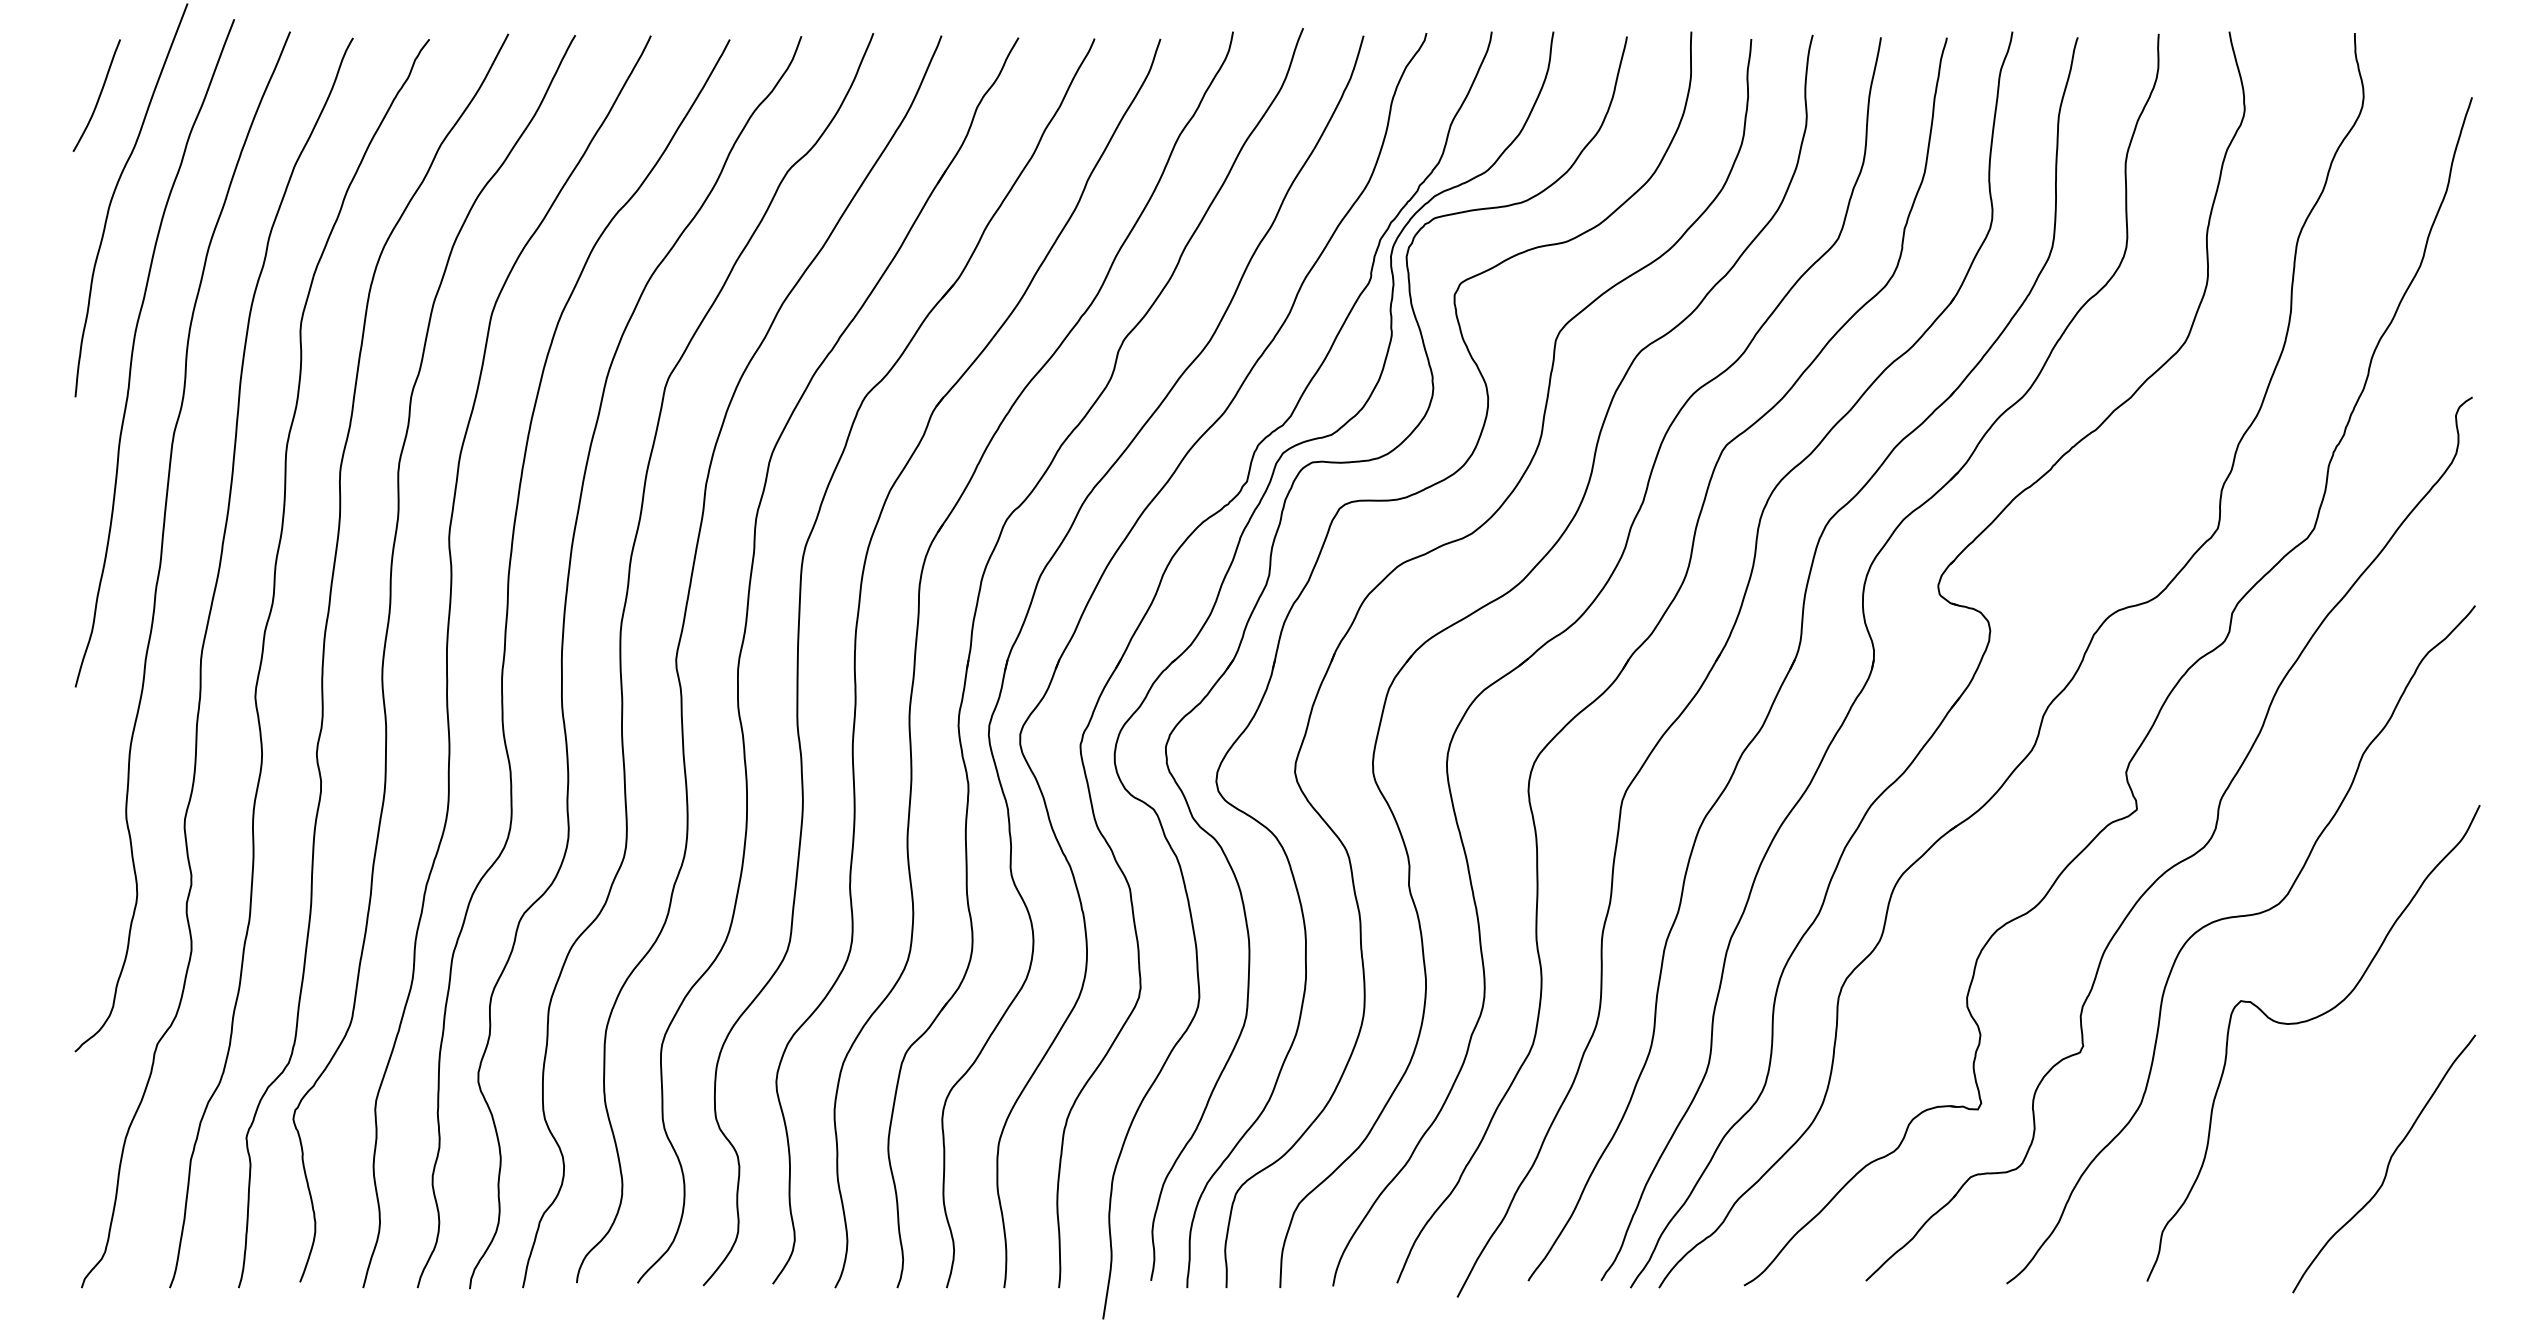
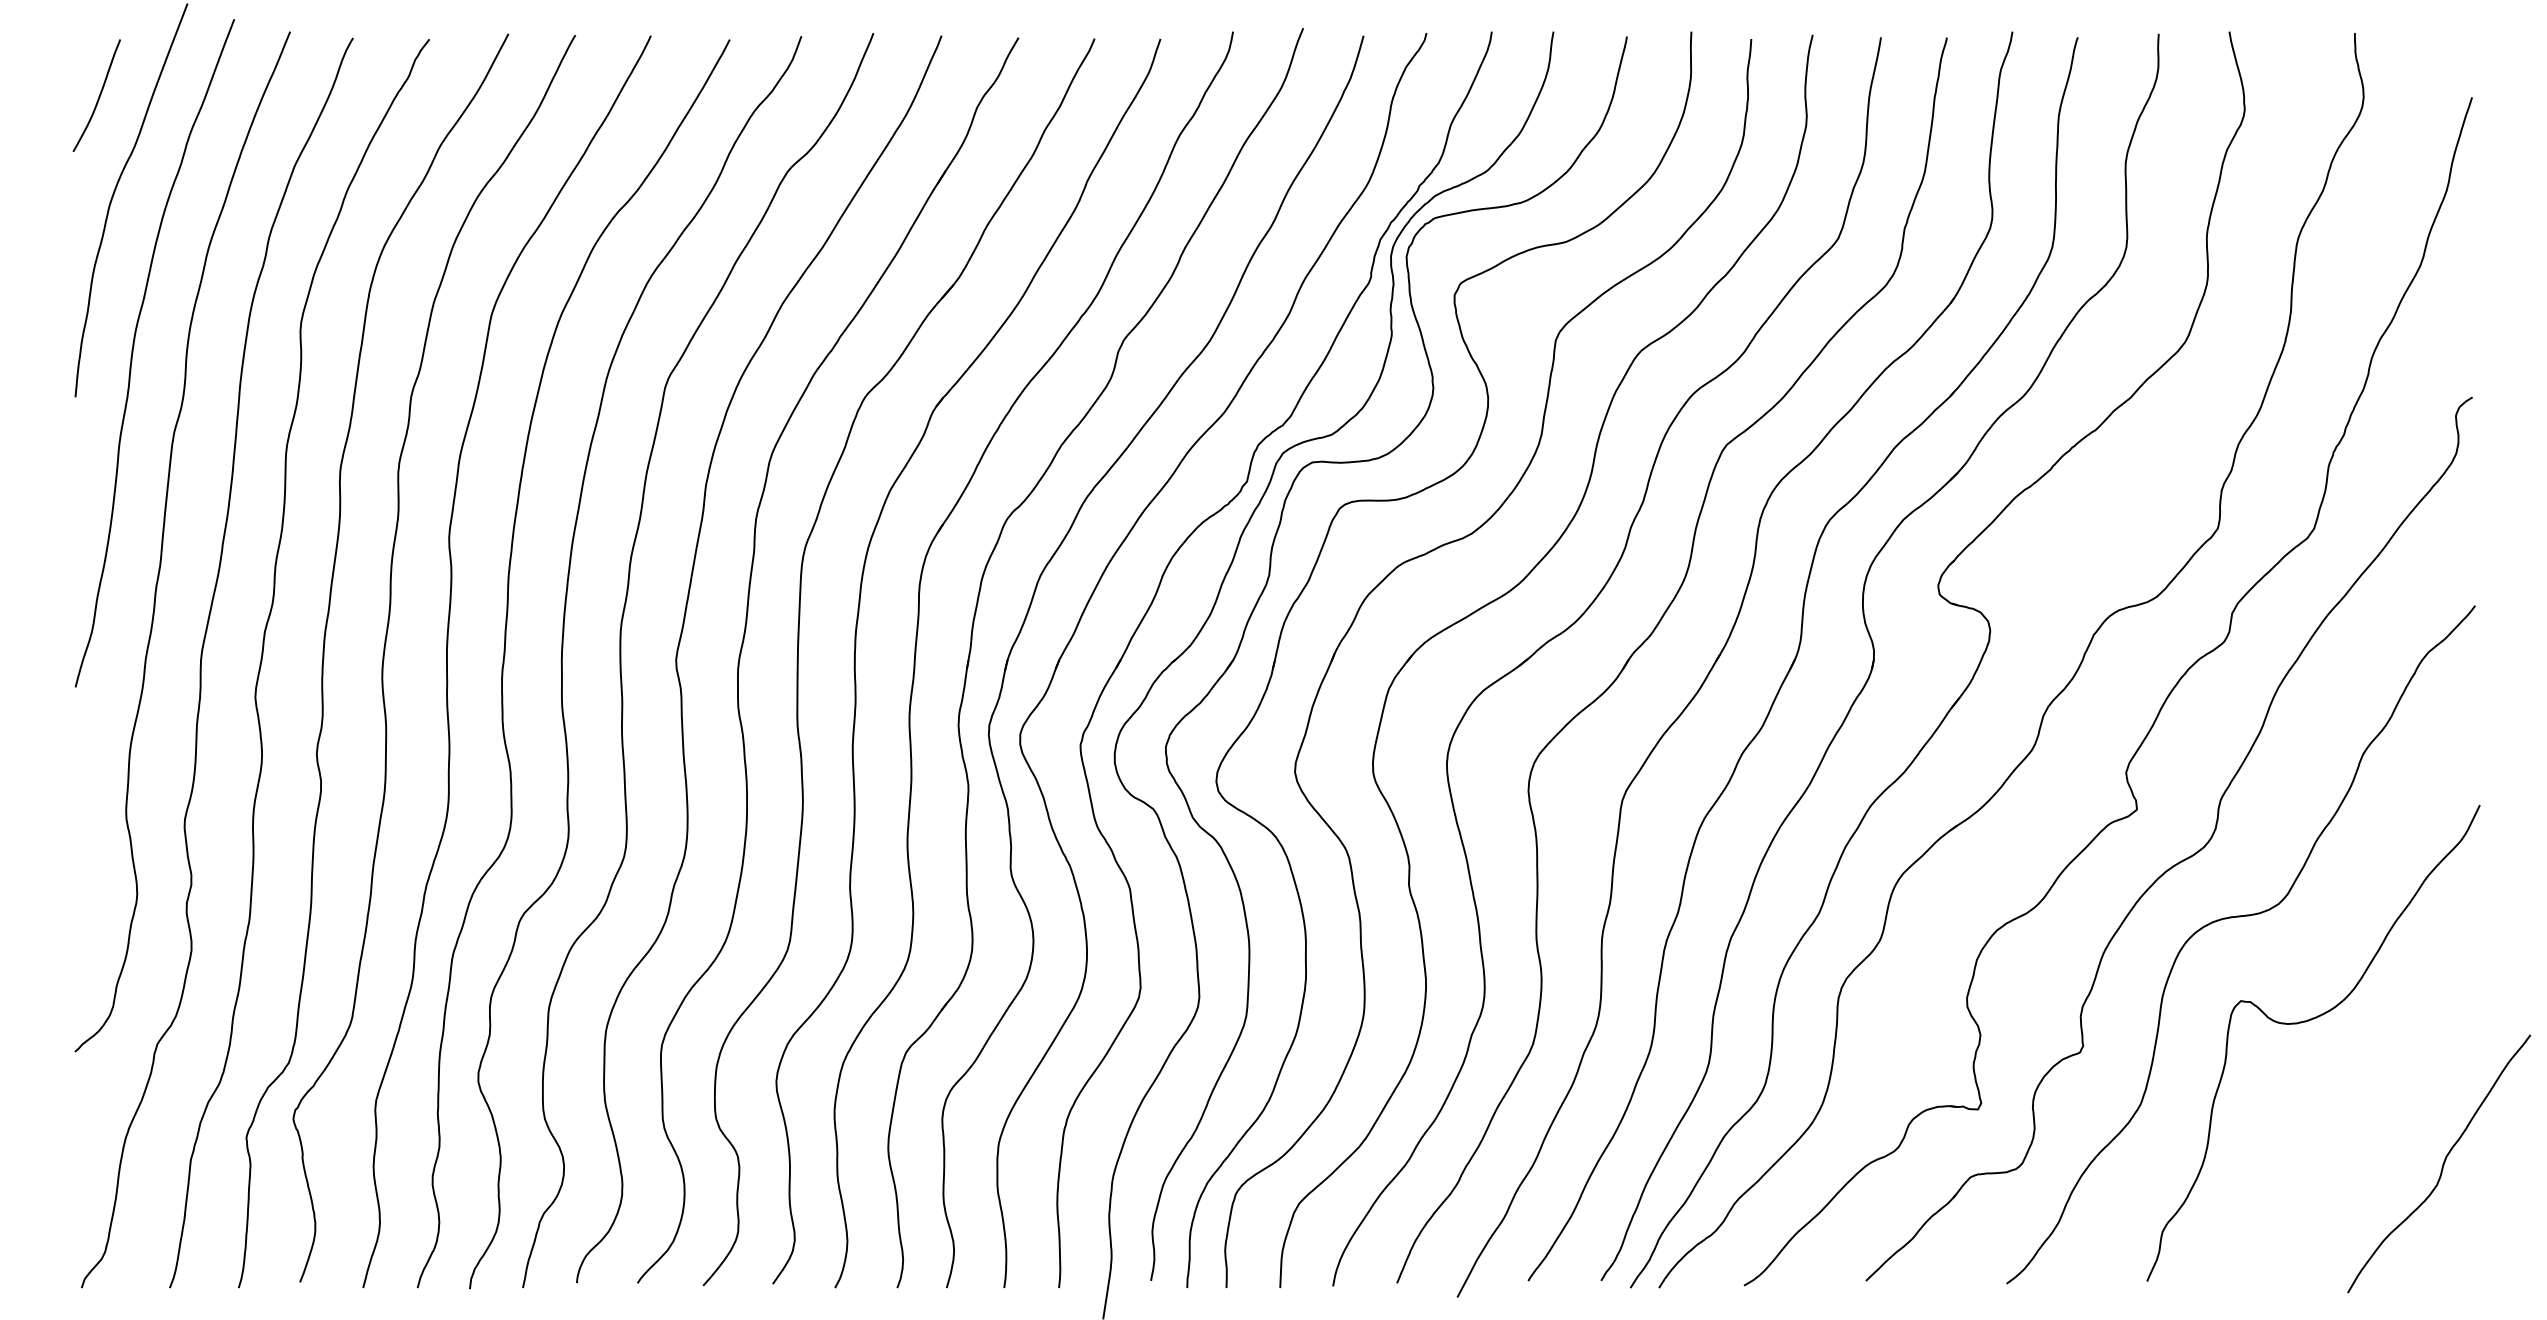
curve position: (2387, 1164) -> (2442, 1164) (2442, 1164)
